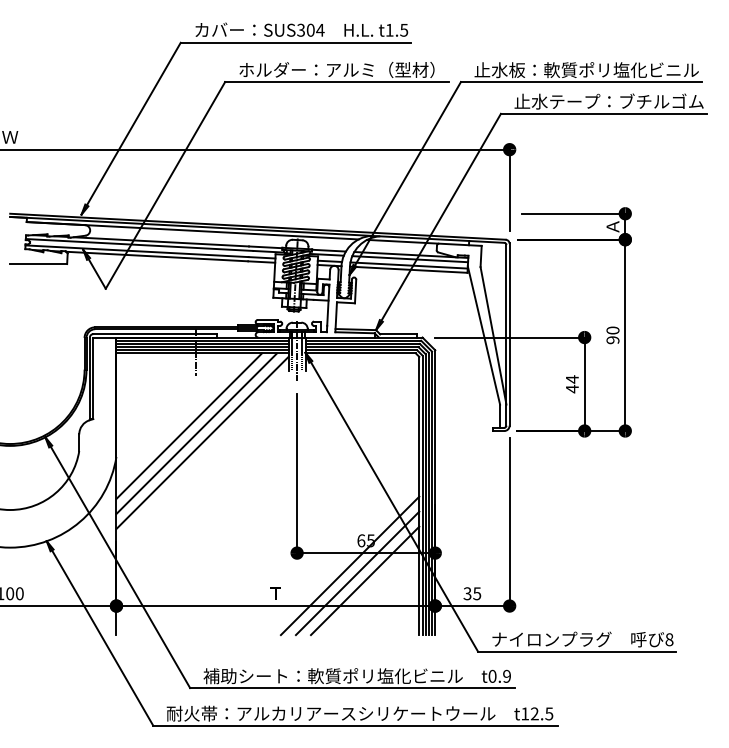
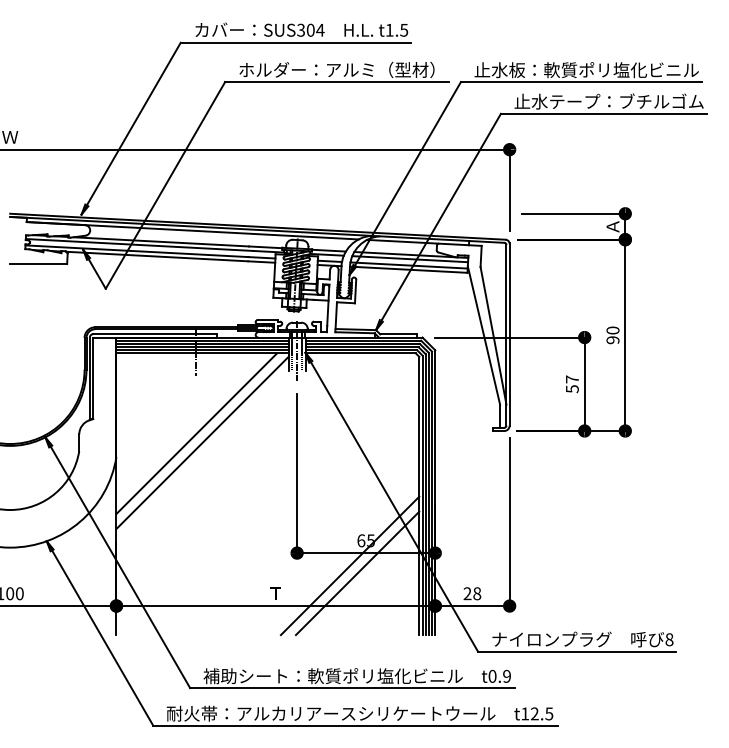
text: 44 -> 57 (572, 384)
line: present -> none (188, 425)
line: present -> none (364, 580)
text: 35 -> 28 (472, 593)
